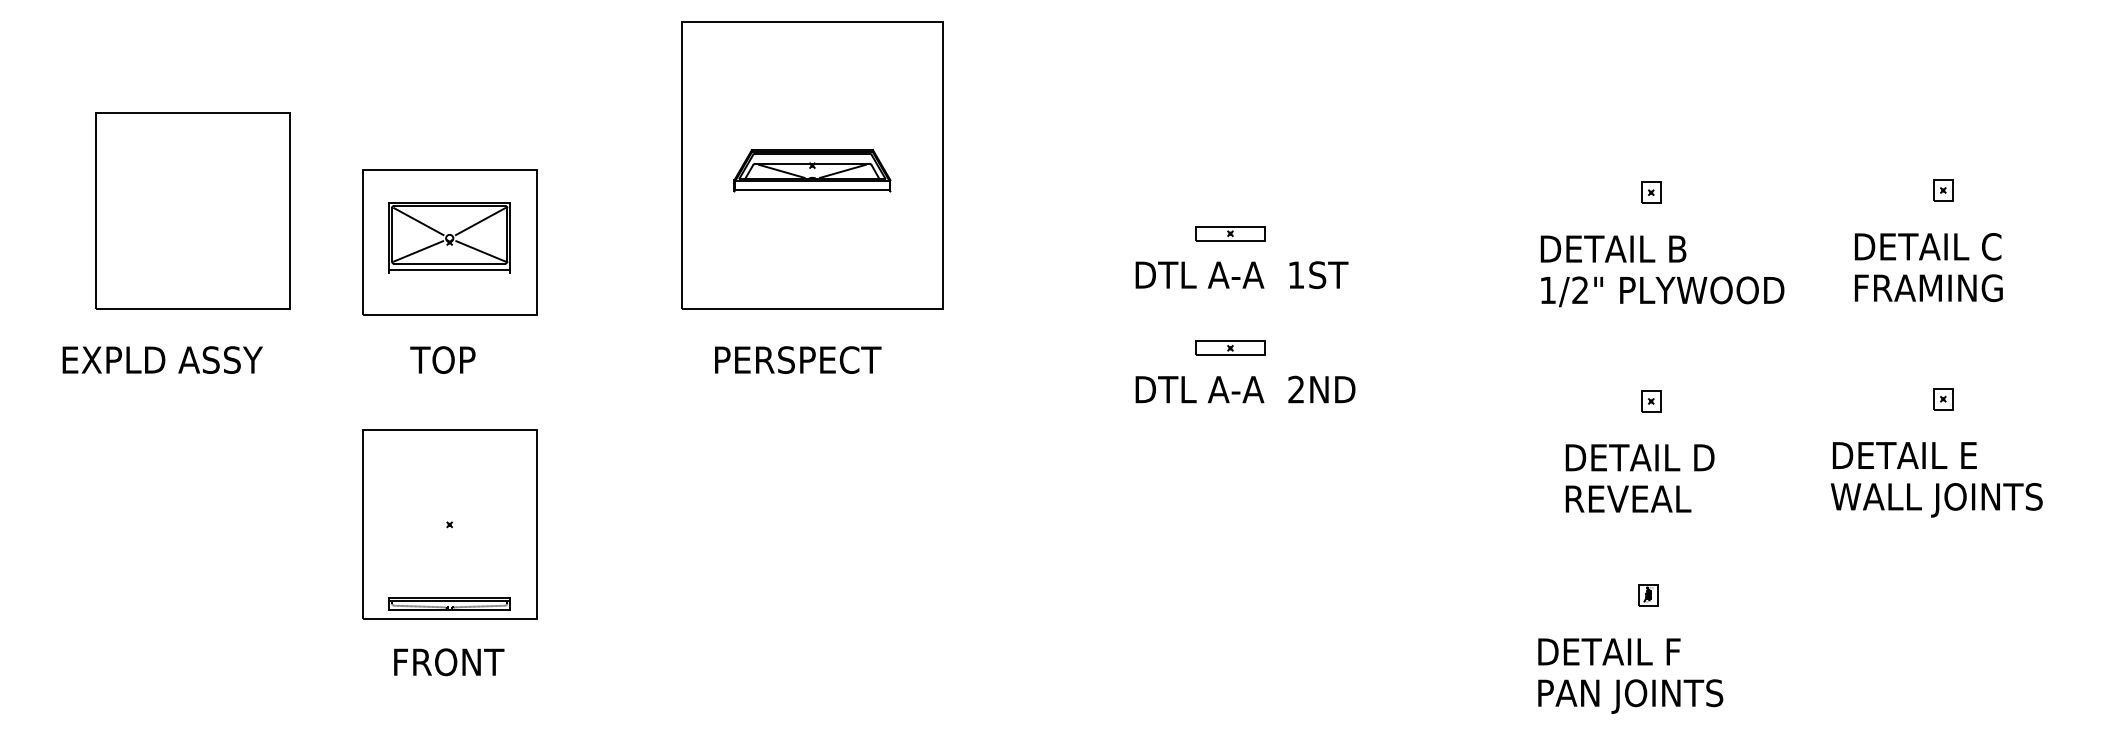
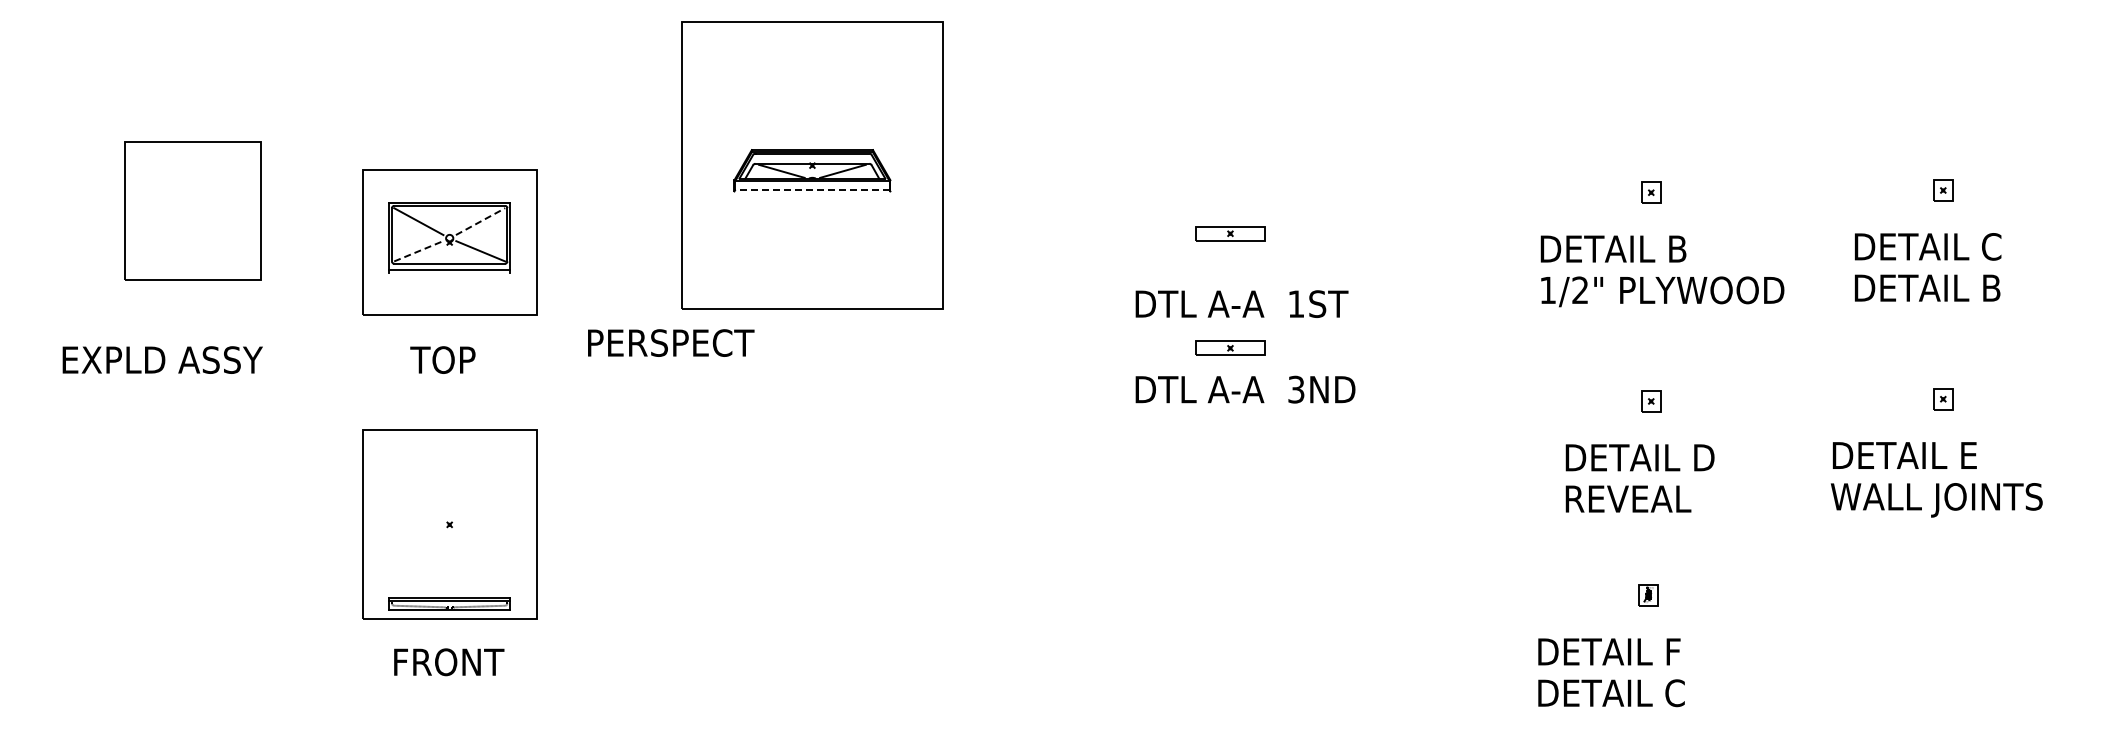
line: solid -> dashed (811, 190)
part size: 196x198 px -> 138x140 px (192, 210)
line: solid -> dashed (481, 221)
line: solid -> dashed (419, 251)
text position: (1241, 274) -> (1241, 303) (1241, 303)
text: FRAMING -> DETAIL B (1930, 288)
text position: (798, 359) -> (671, 342) (671, 342)
text: 2ND -> 3ND (1296, 389)
text: PAN JOINTS -> DETAIL C (1632, 696)
